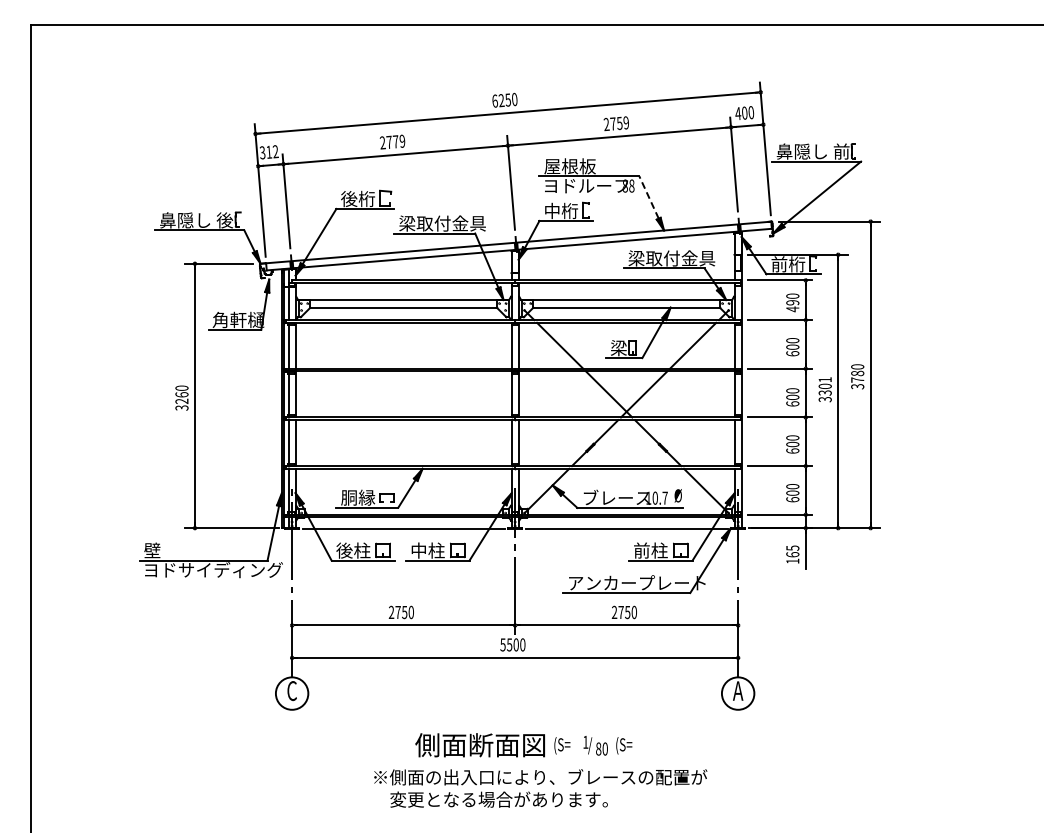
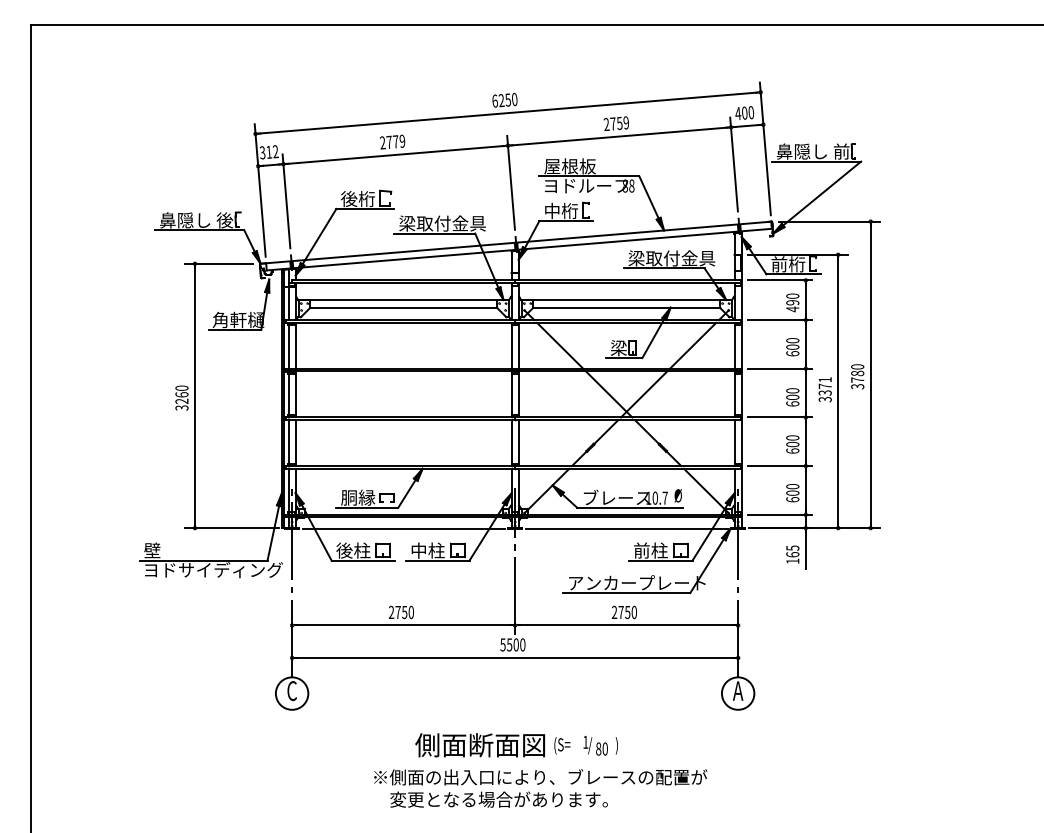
line: dashed -> solid (648, 197)
text: 3301 -> 3371 (824, 386)
text: (S= -> ) (623, 745)
